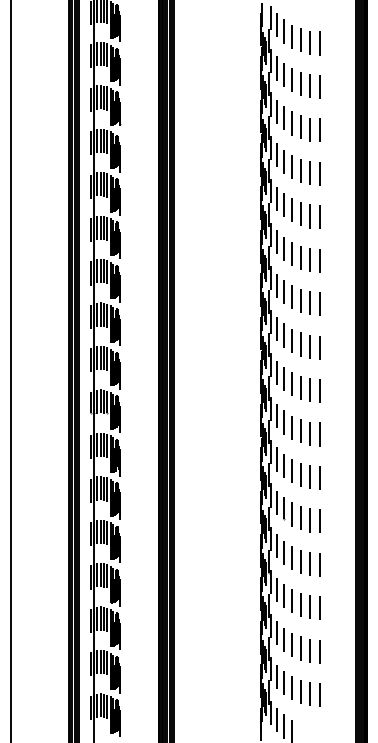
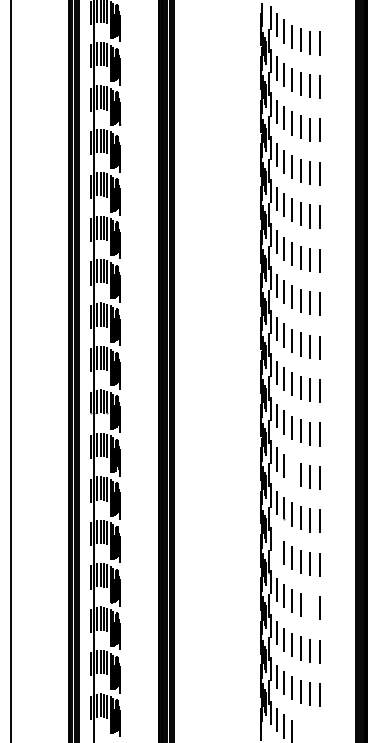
line: present -> none (292, 470)
line: present -> none (276, 546)
line: present -> none (310, 607)
